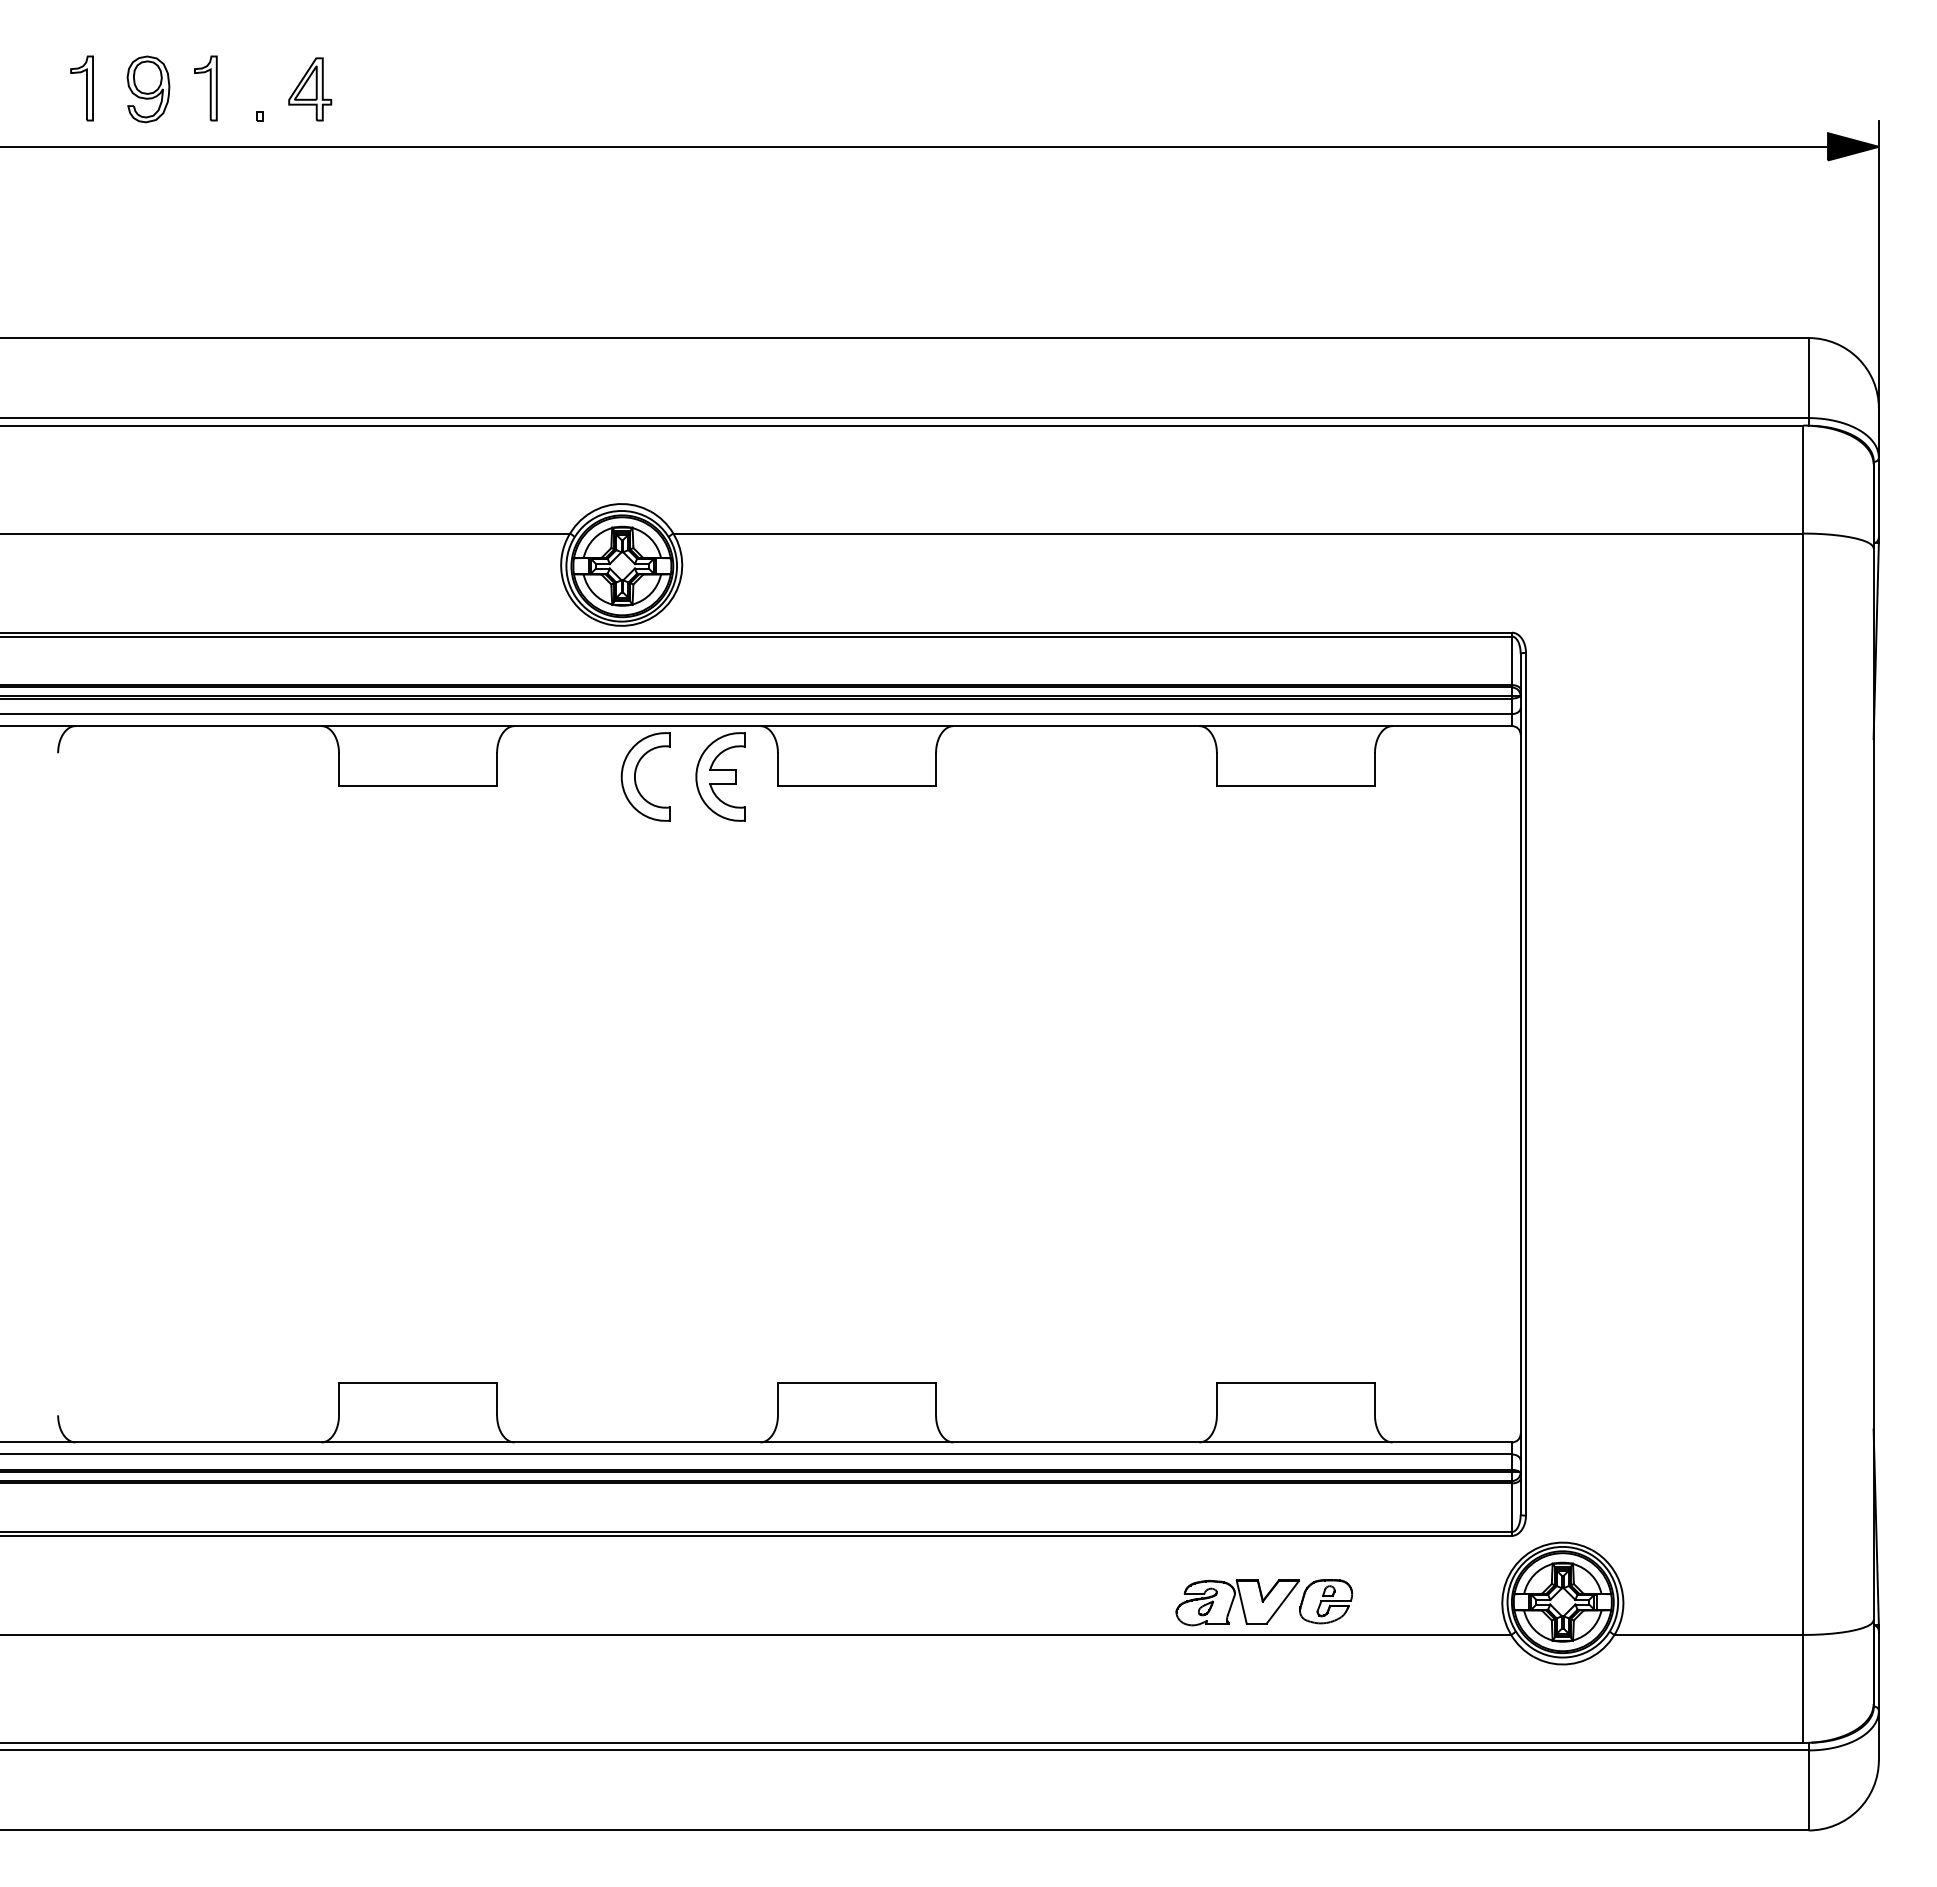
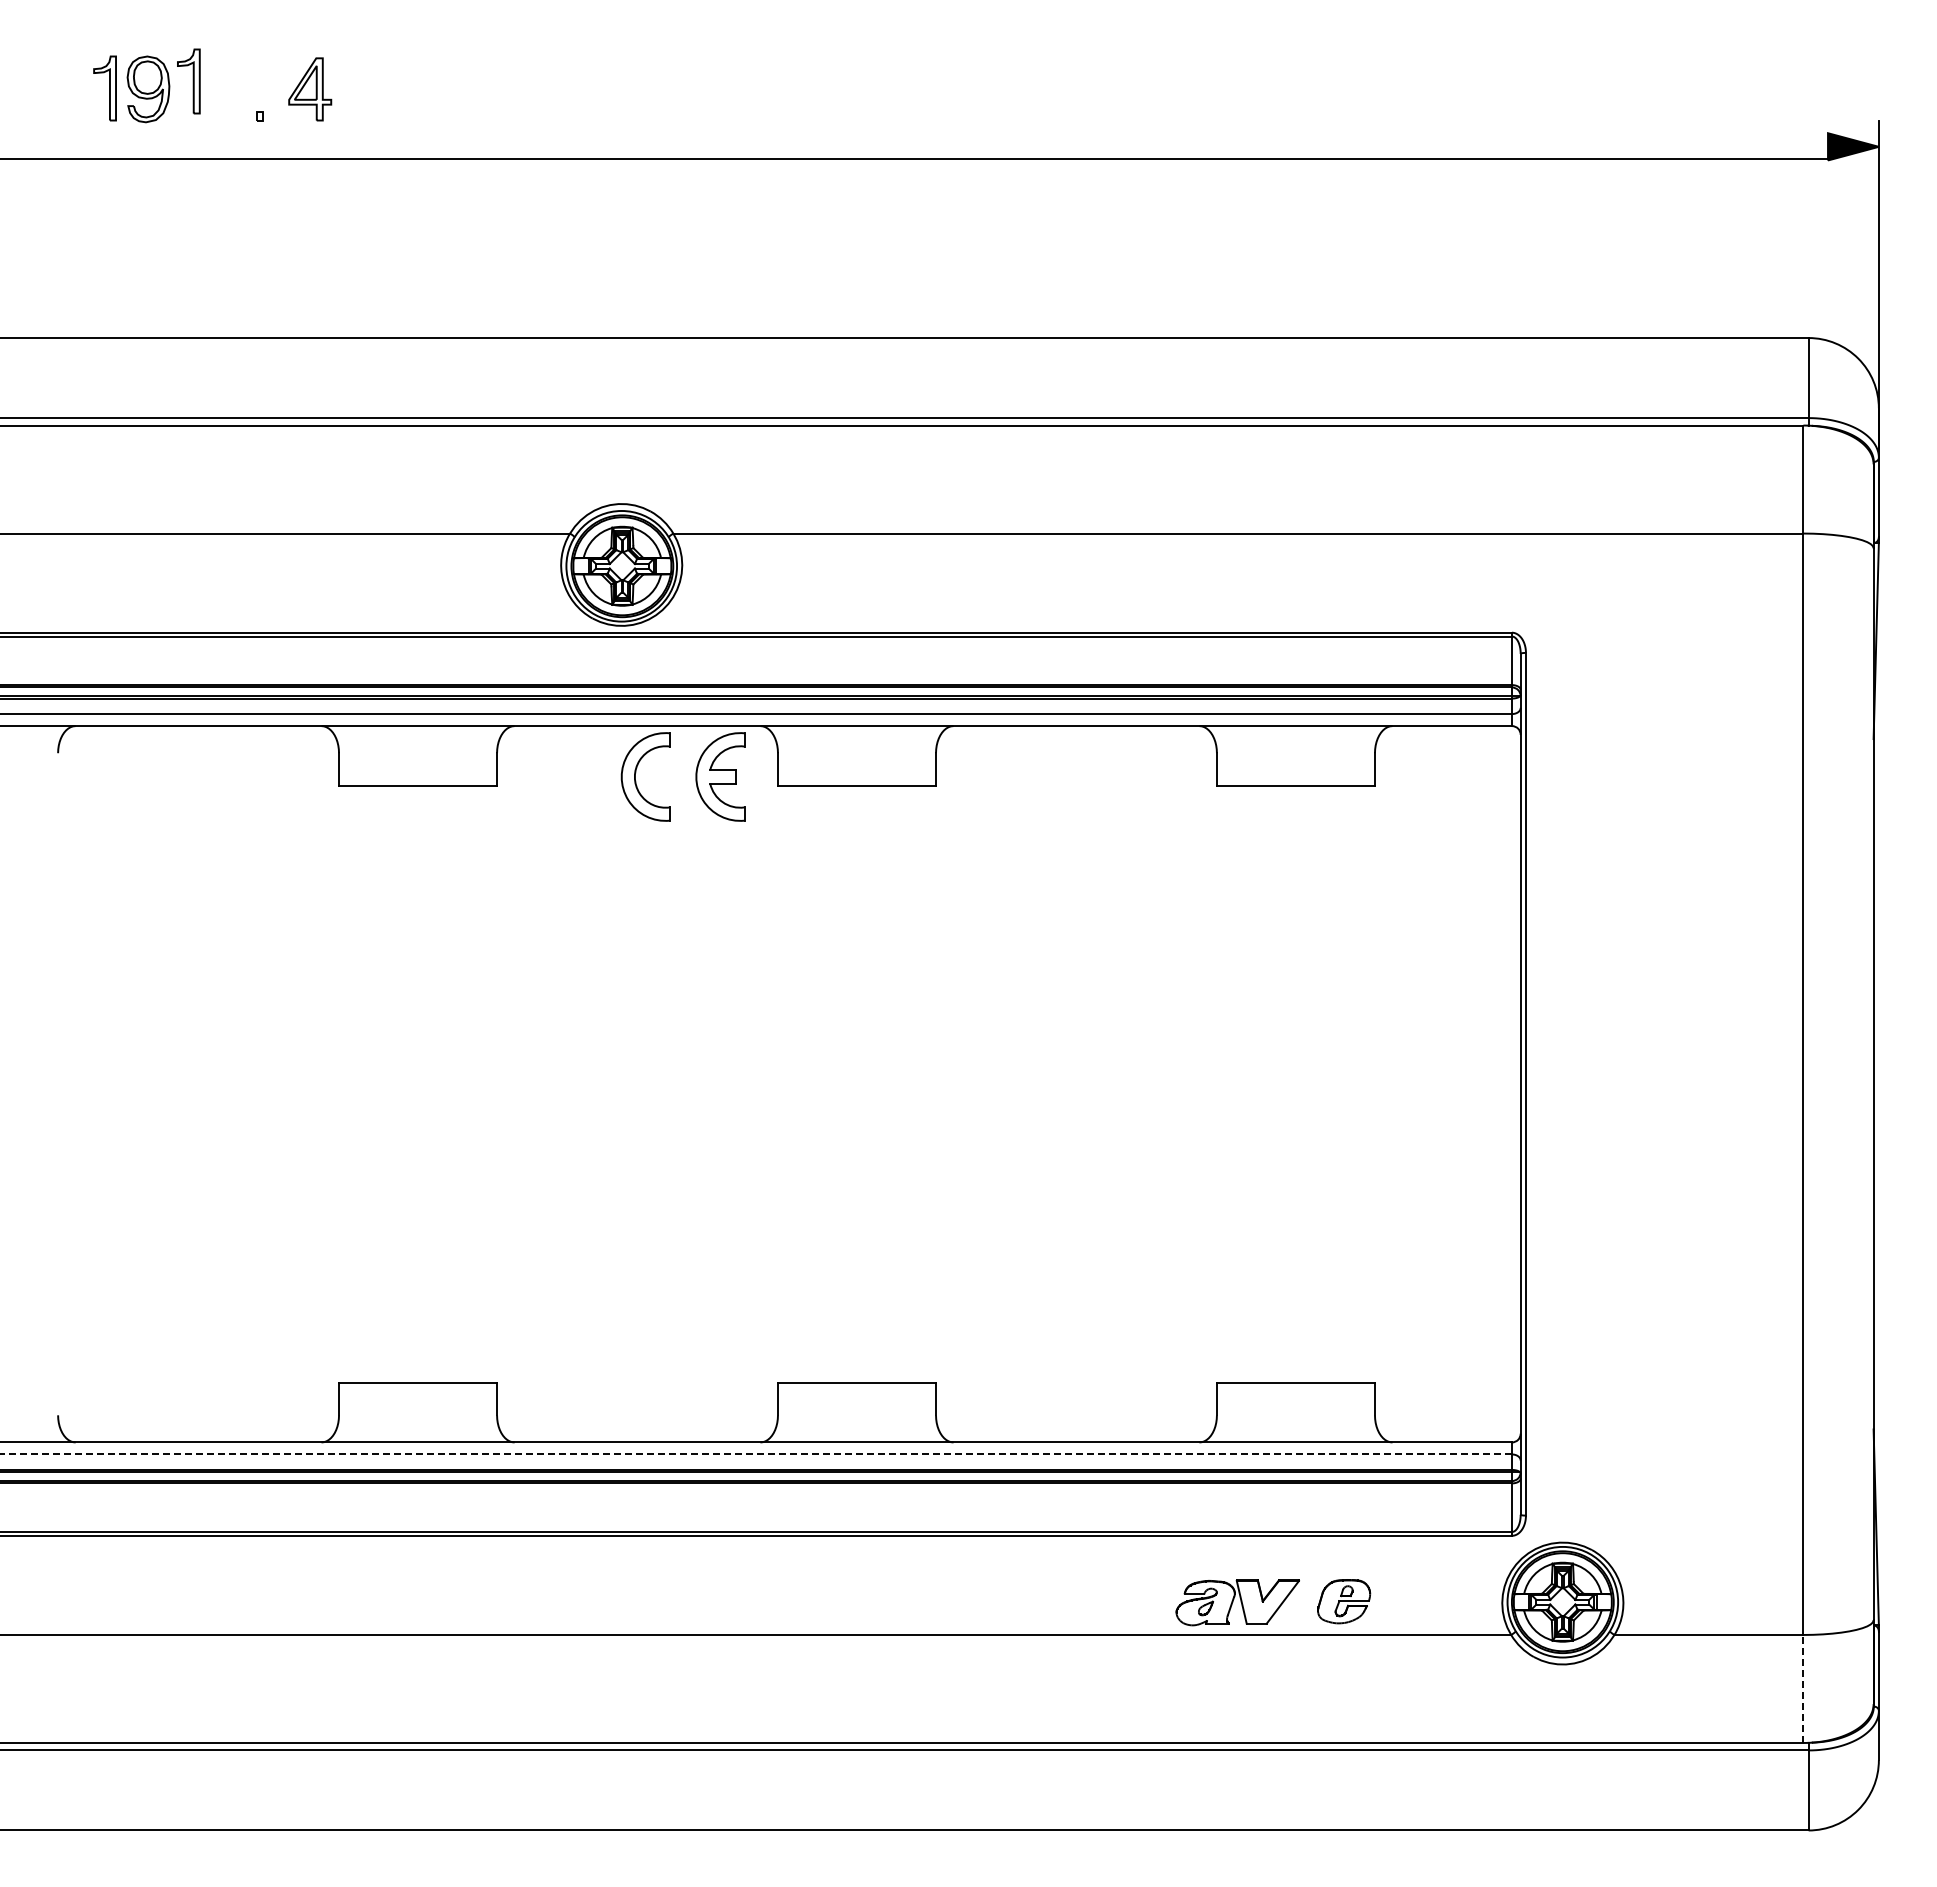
part position: (81, 88) -> (104, 88) (104, 88)
part position: (205, 88) -> (188, 81) (188, 81)
line position: (915, 146) -> (915, 158) (915, 158)
line: solid -> dashed (756, 1454)
part position: (1326, 1601) -> (1344, 1601) (1344, 1601)
line: solid -> dashed (1803, 1688)
